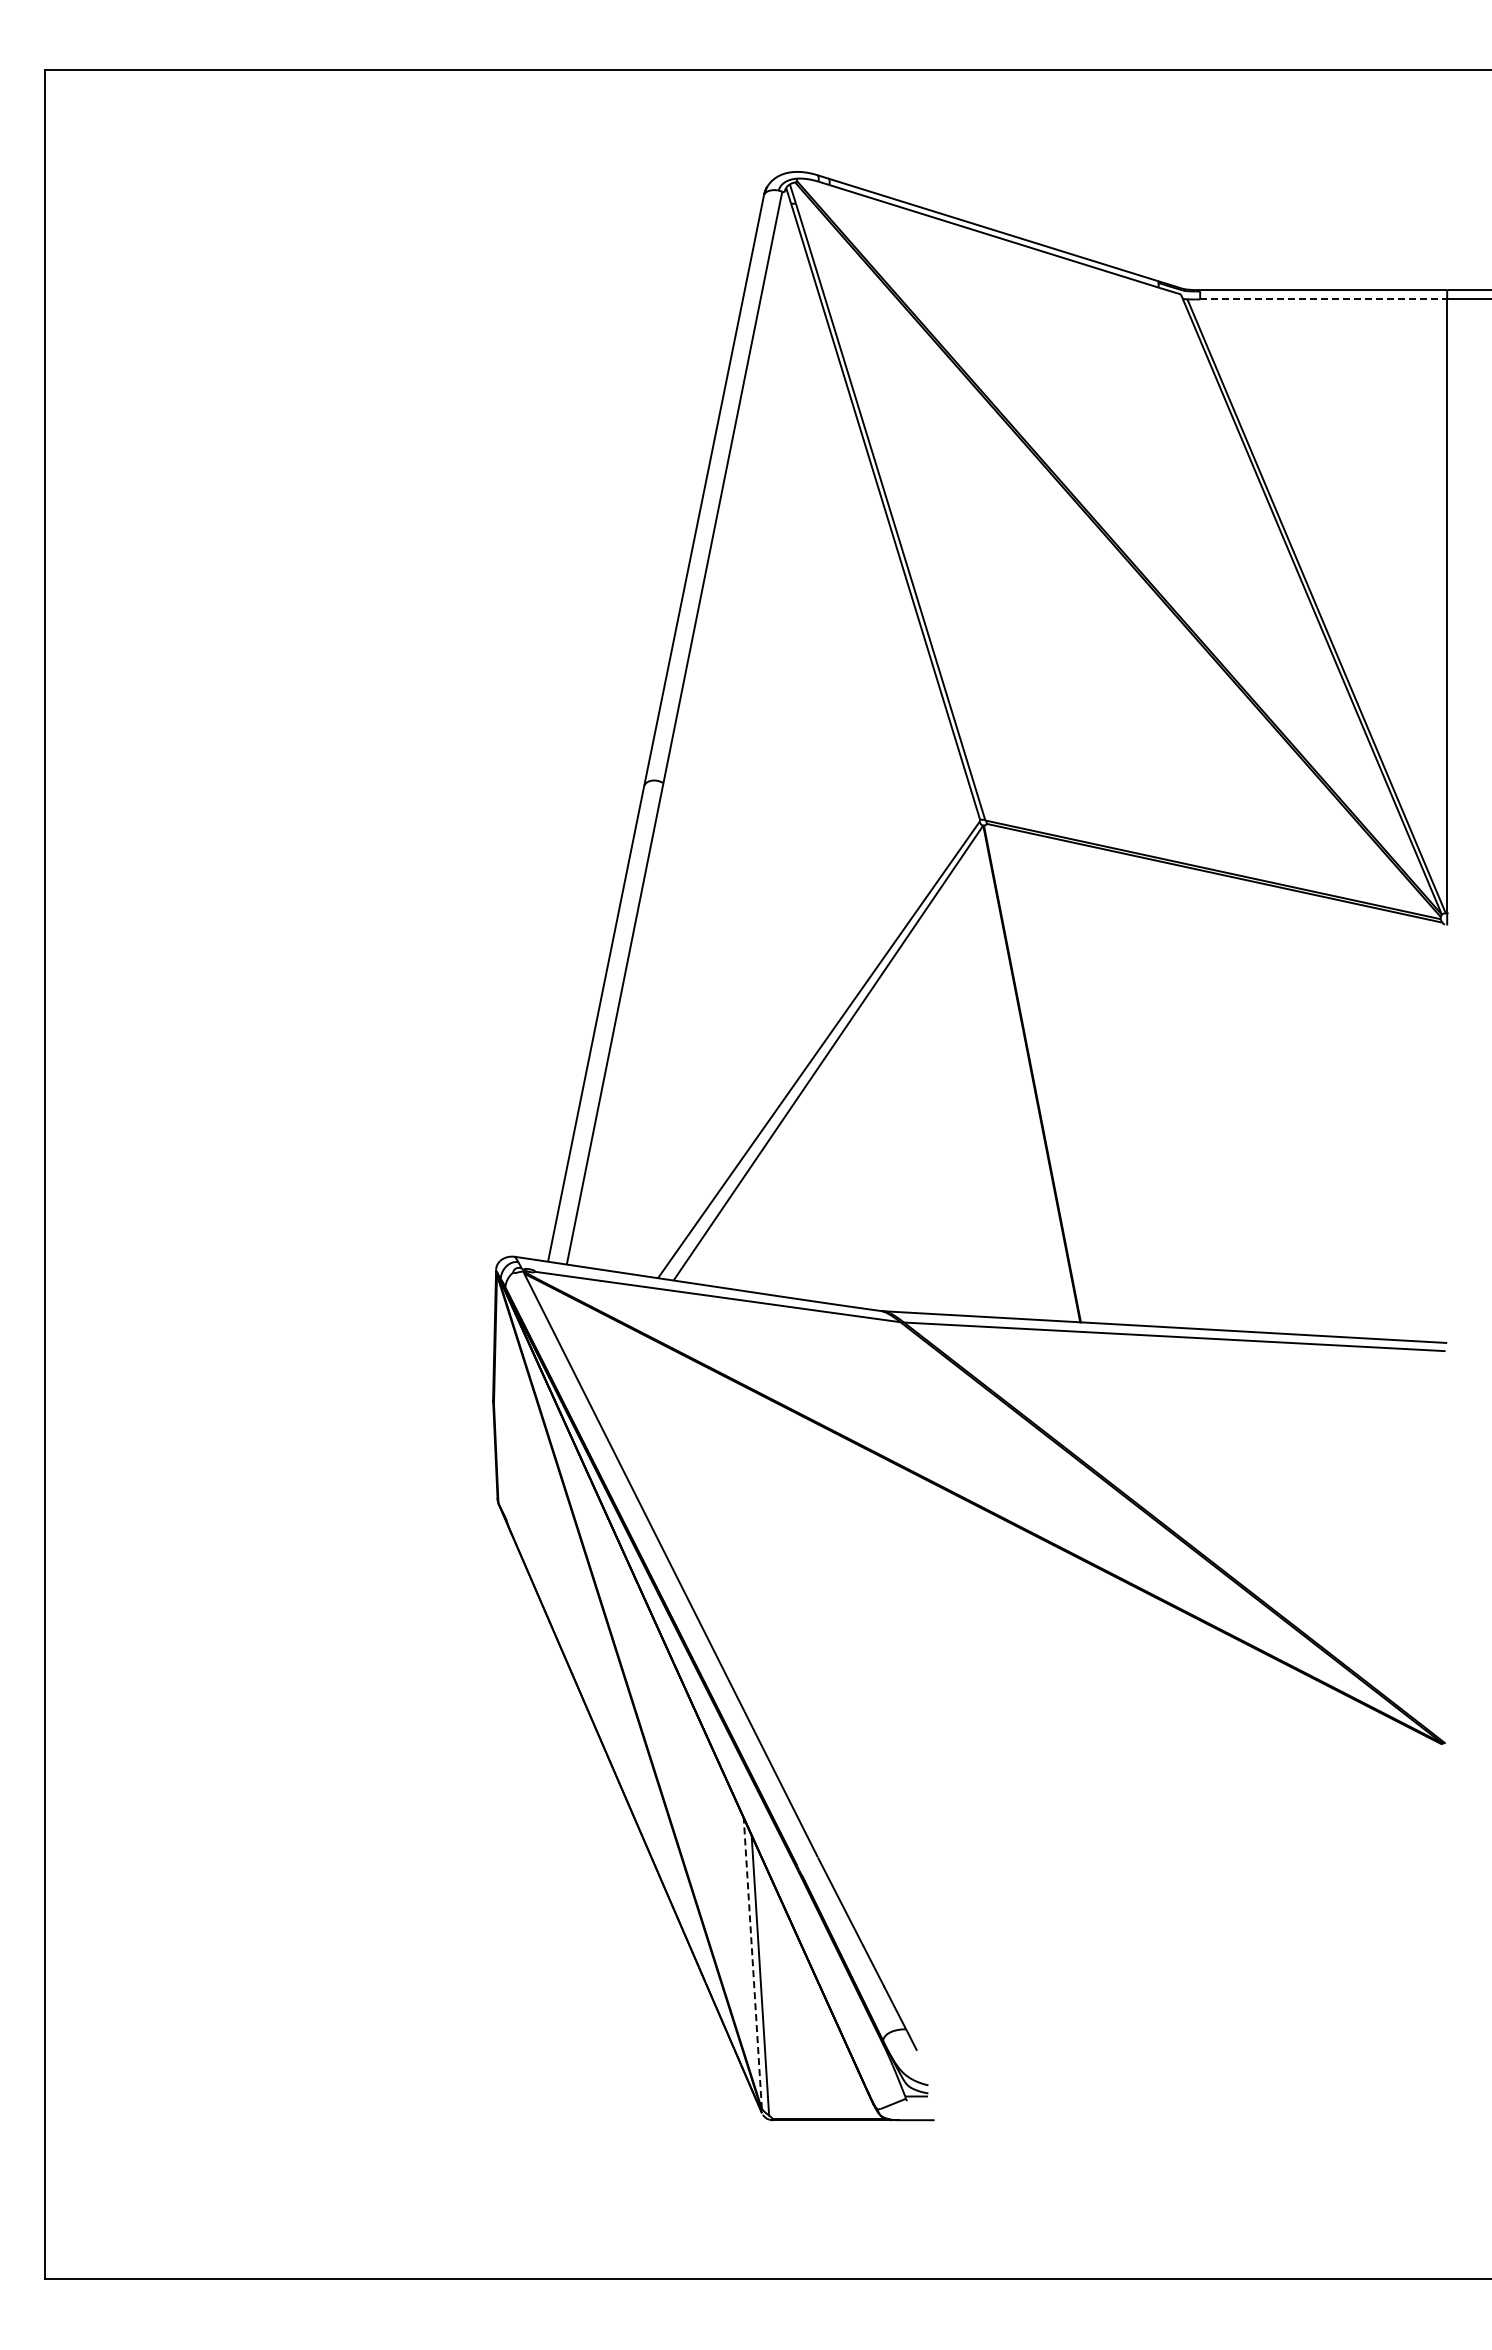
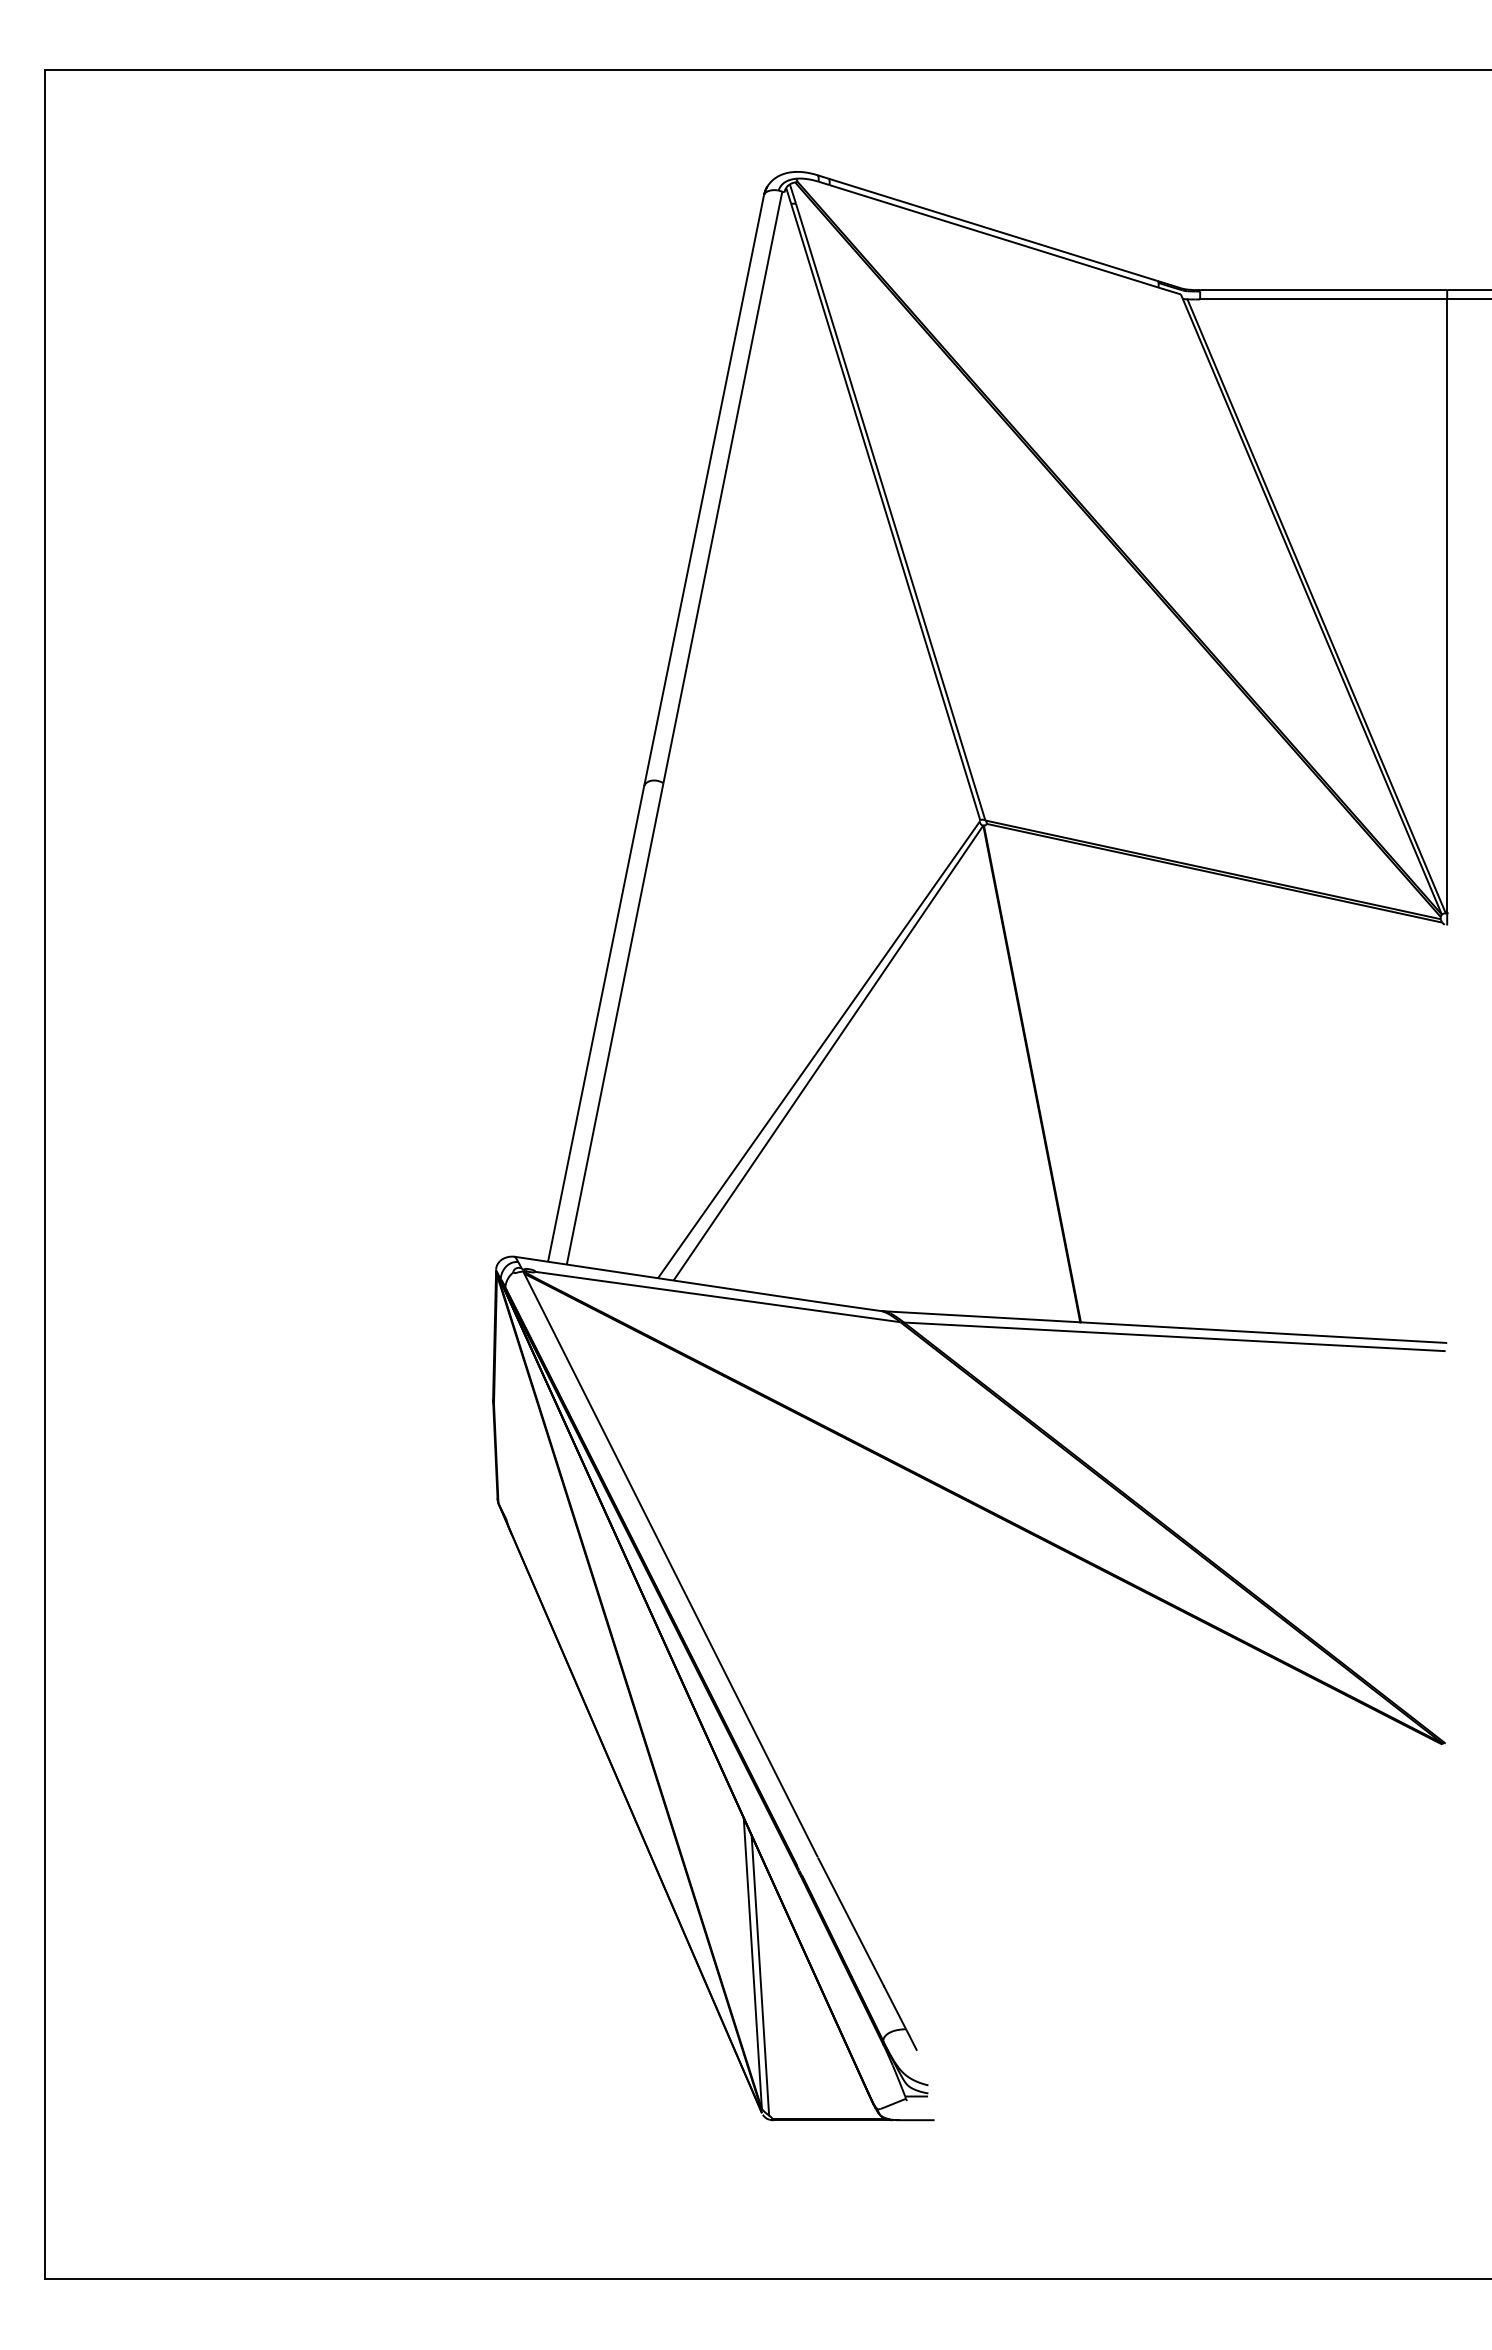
line: dashed -> solid (1323, 299)
line: dashed -> solid (752, 1963)
